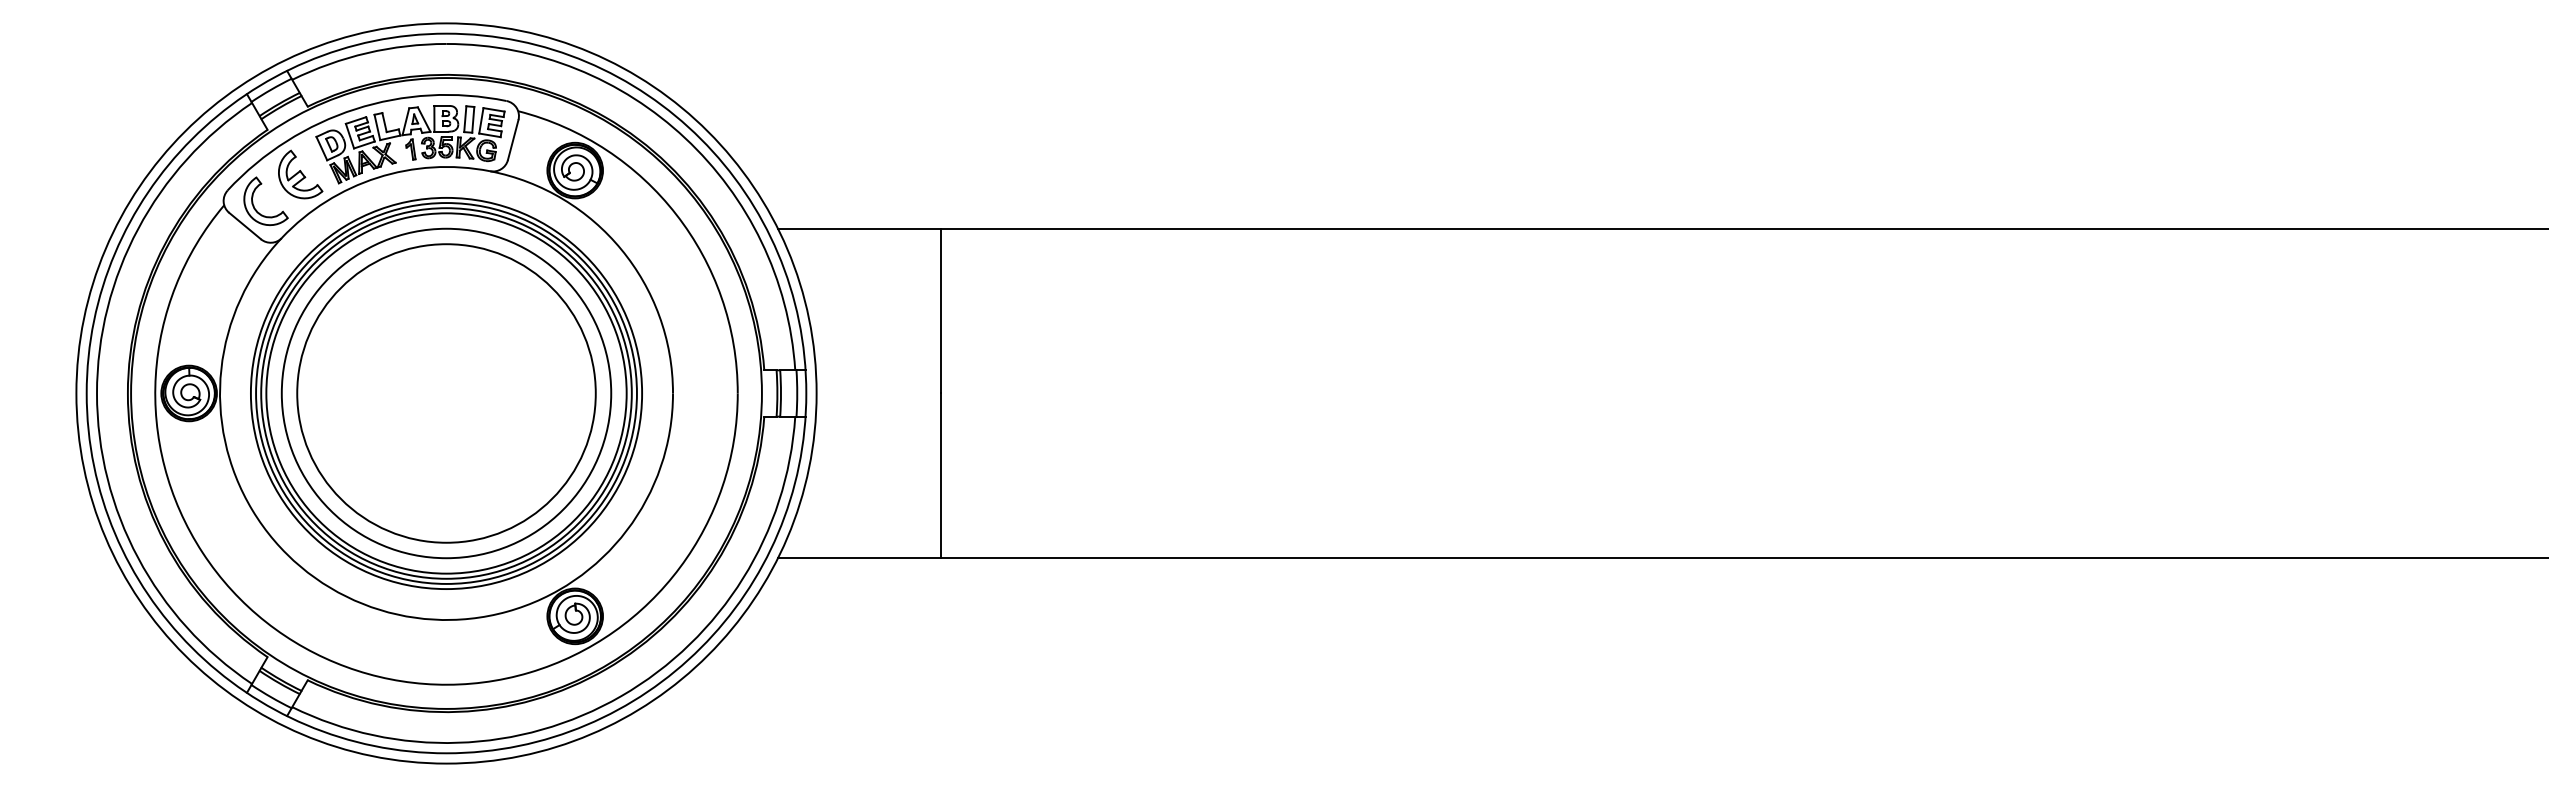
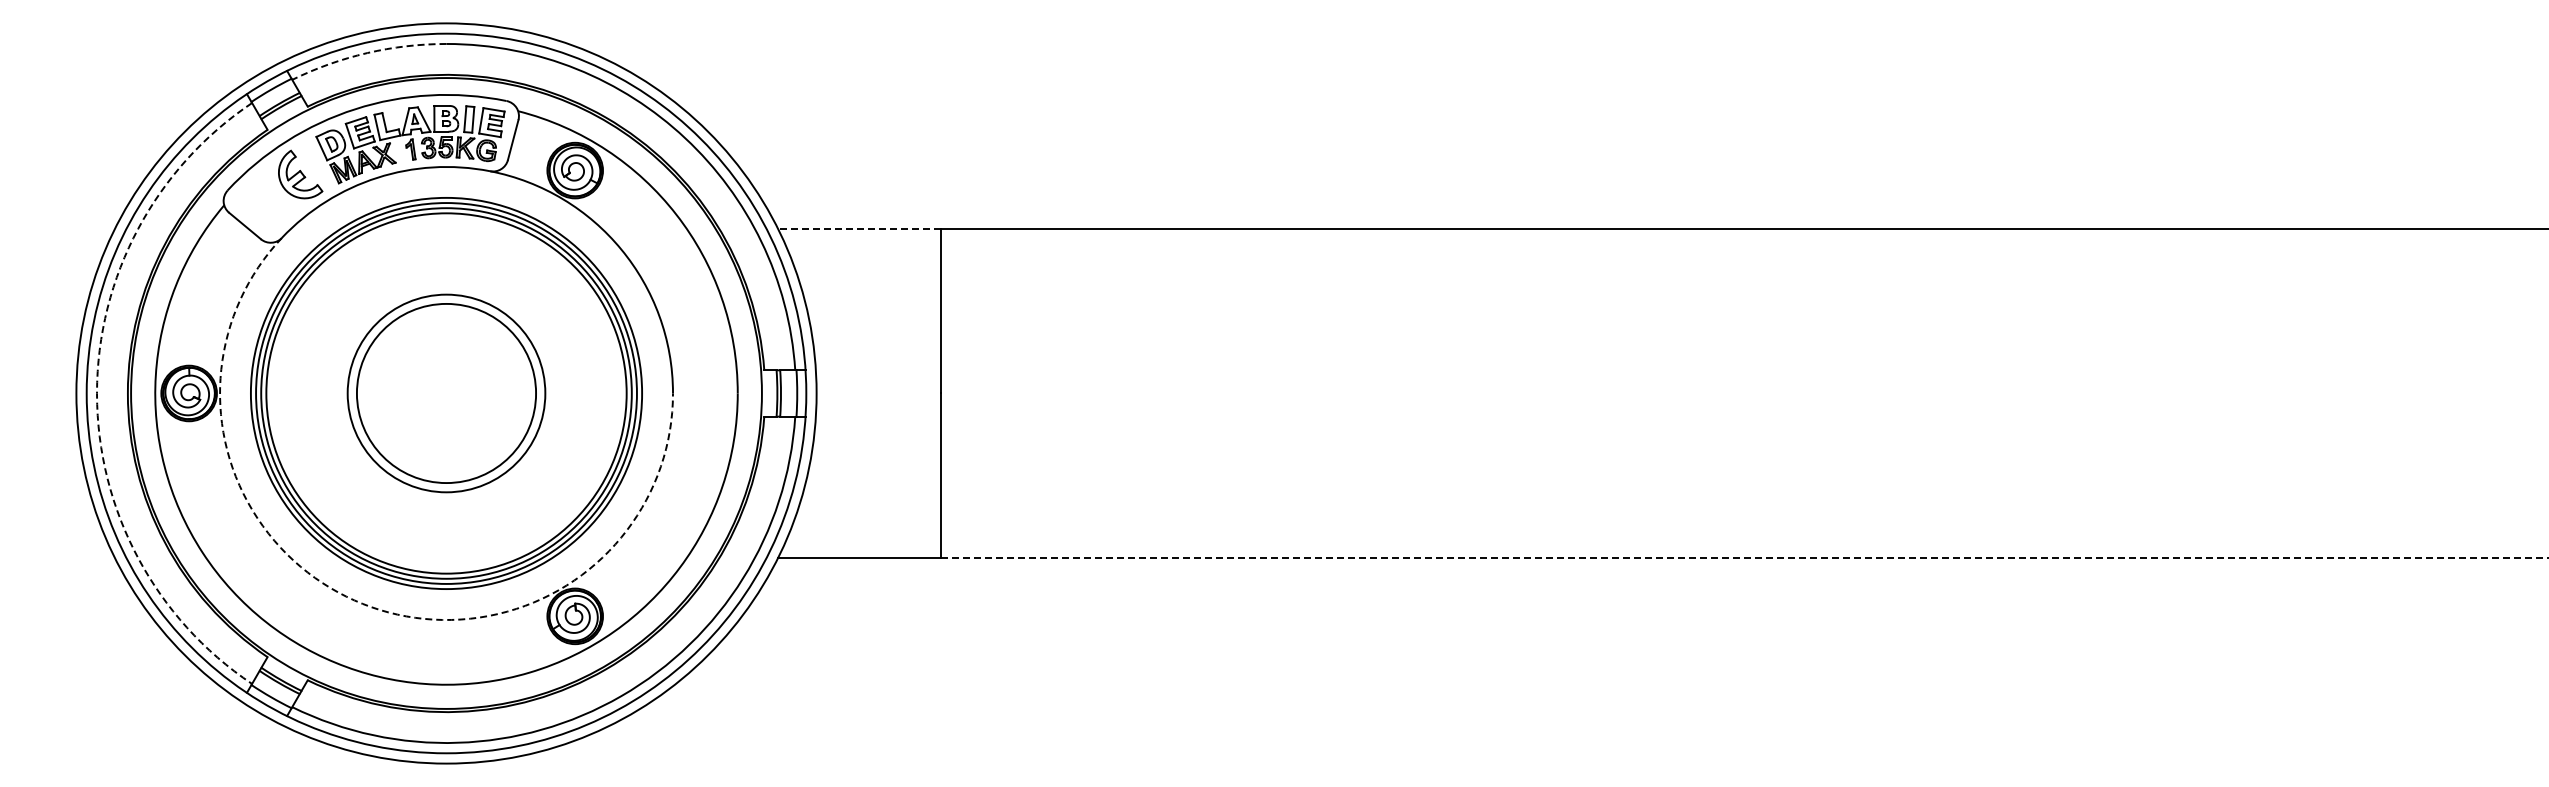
arc: solid -> dashed (367, 53)
part: present -> none (253, 201)
line: solid -> dashed (858, 228)
arc: solid -> dashed (97, 393)
circle diameter: 299 px -> 179 px (446, 393)
circle diameter: 329 px -> 198 px (446, 393)
line: solid -> dashed (1744, 558)
arc: solid -> dashed (362, 603)
